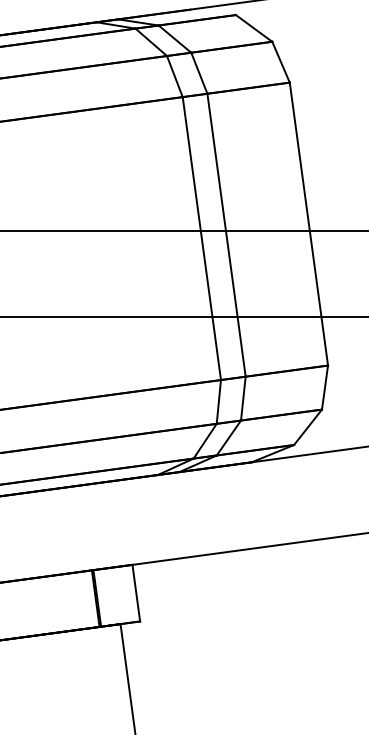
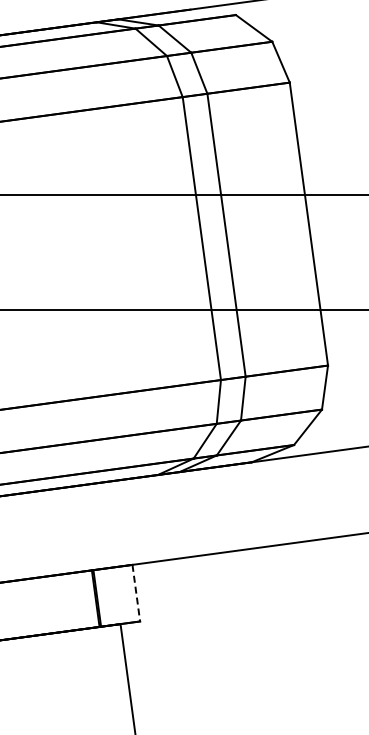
line position: (183, 231) -> (183, 195) (183, 195)
line position: (183, 317) -> (183, 310) (183, 310)
line: solid -> dashed (136, 593)
